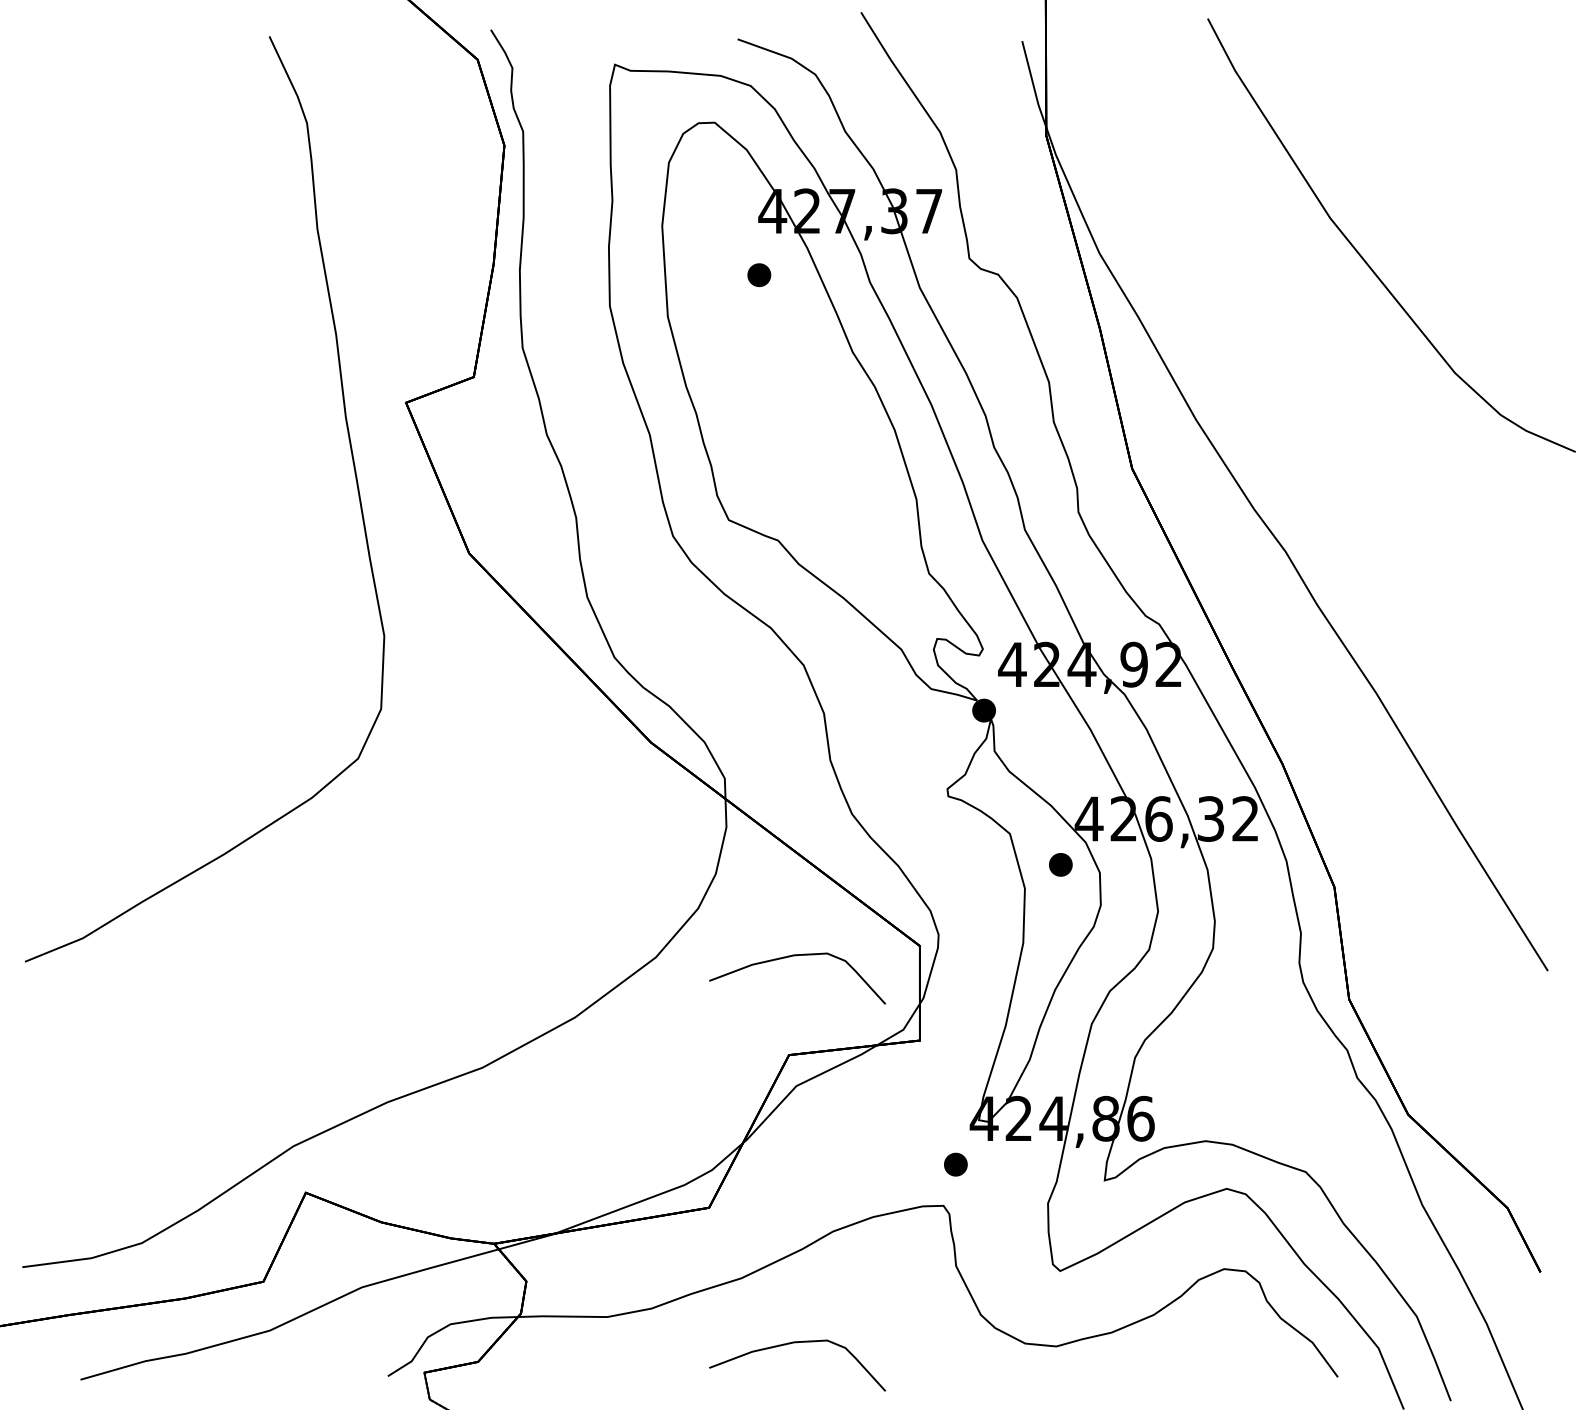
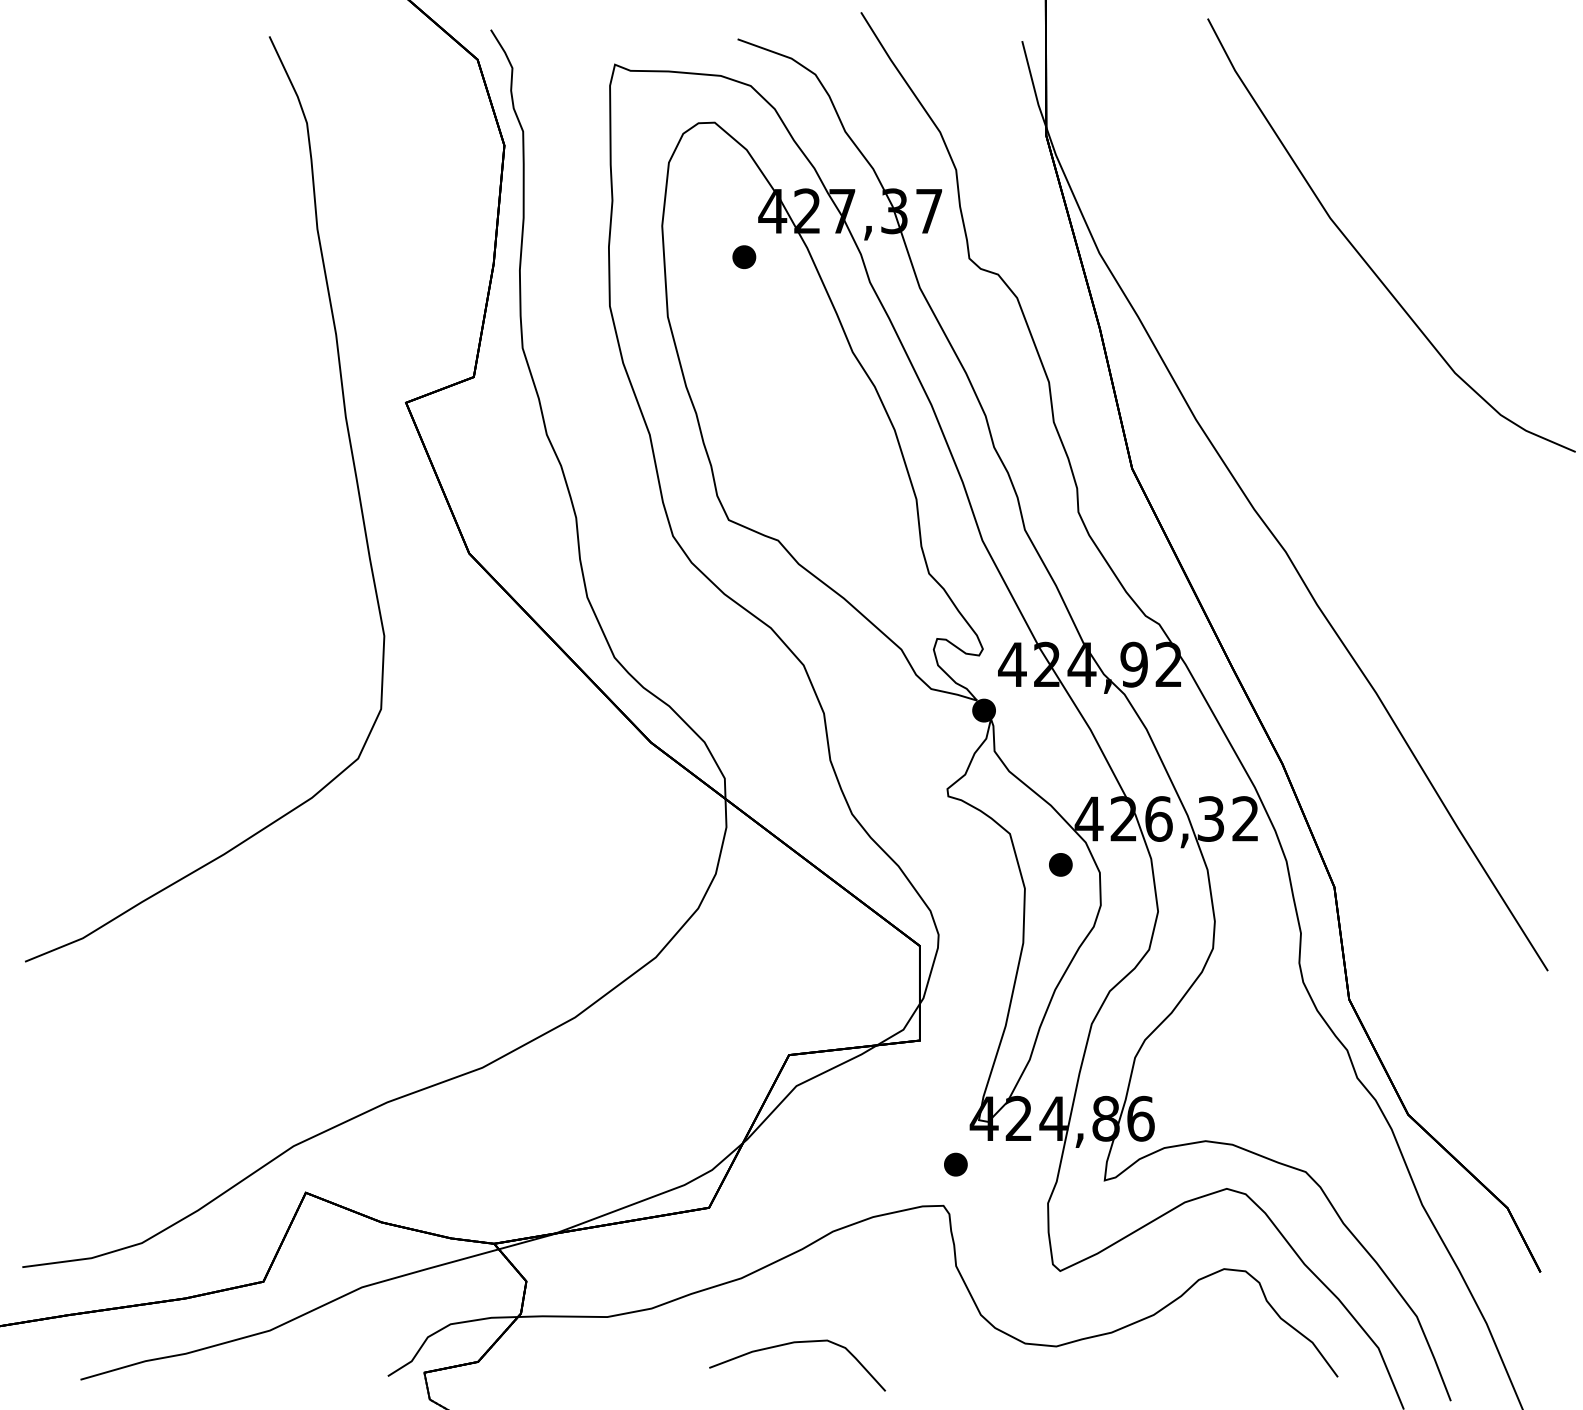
part position: (759, 274) -> (744, 256) (744, 256)
part: present -> none (796, 956)
